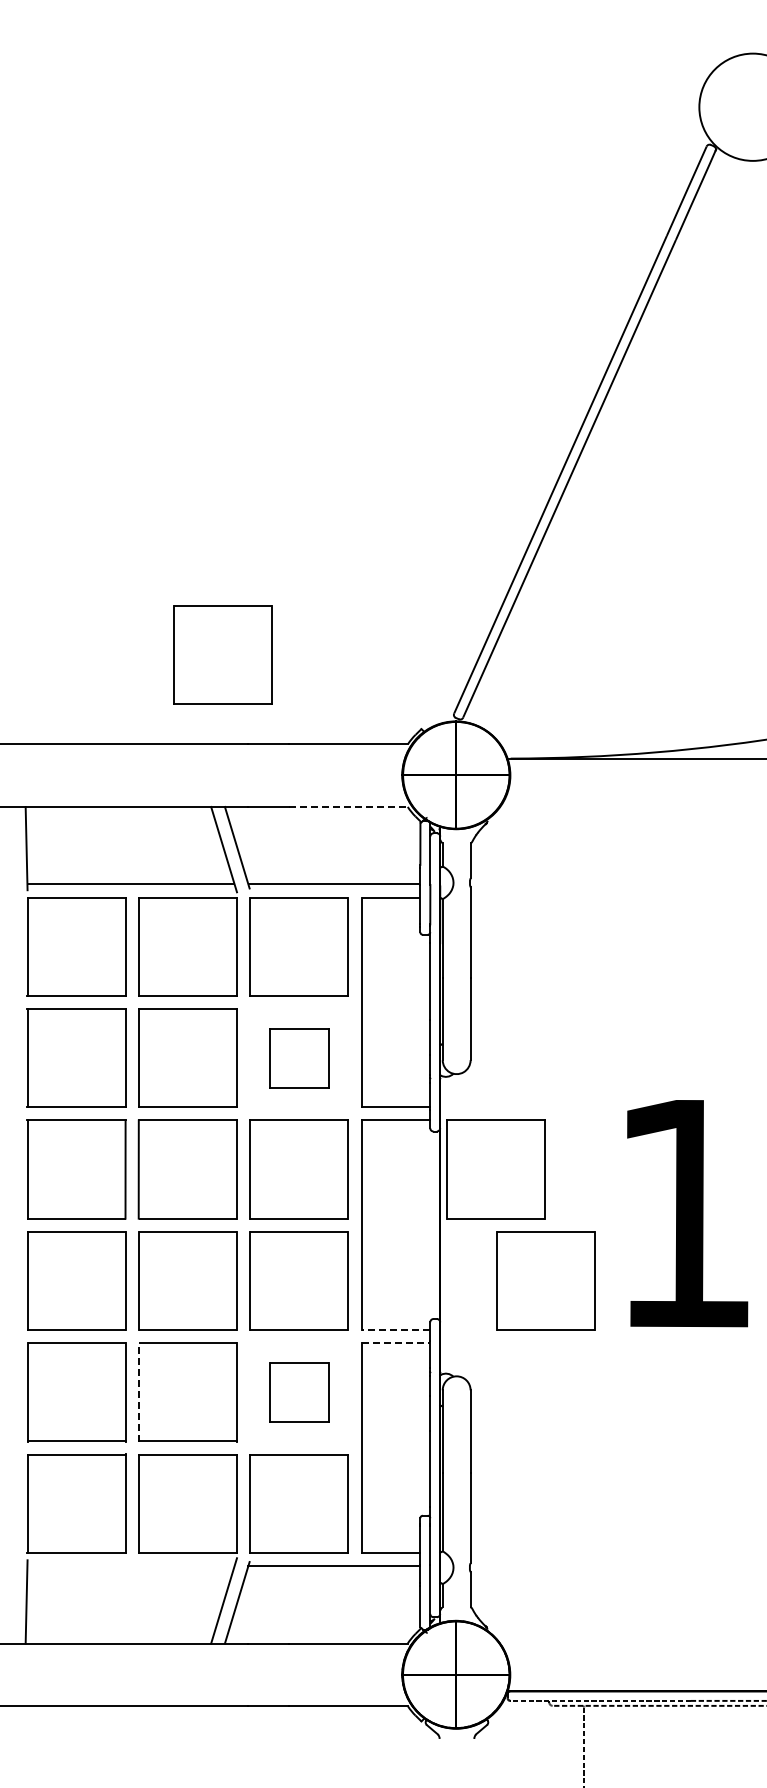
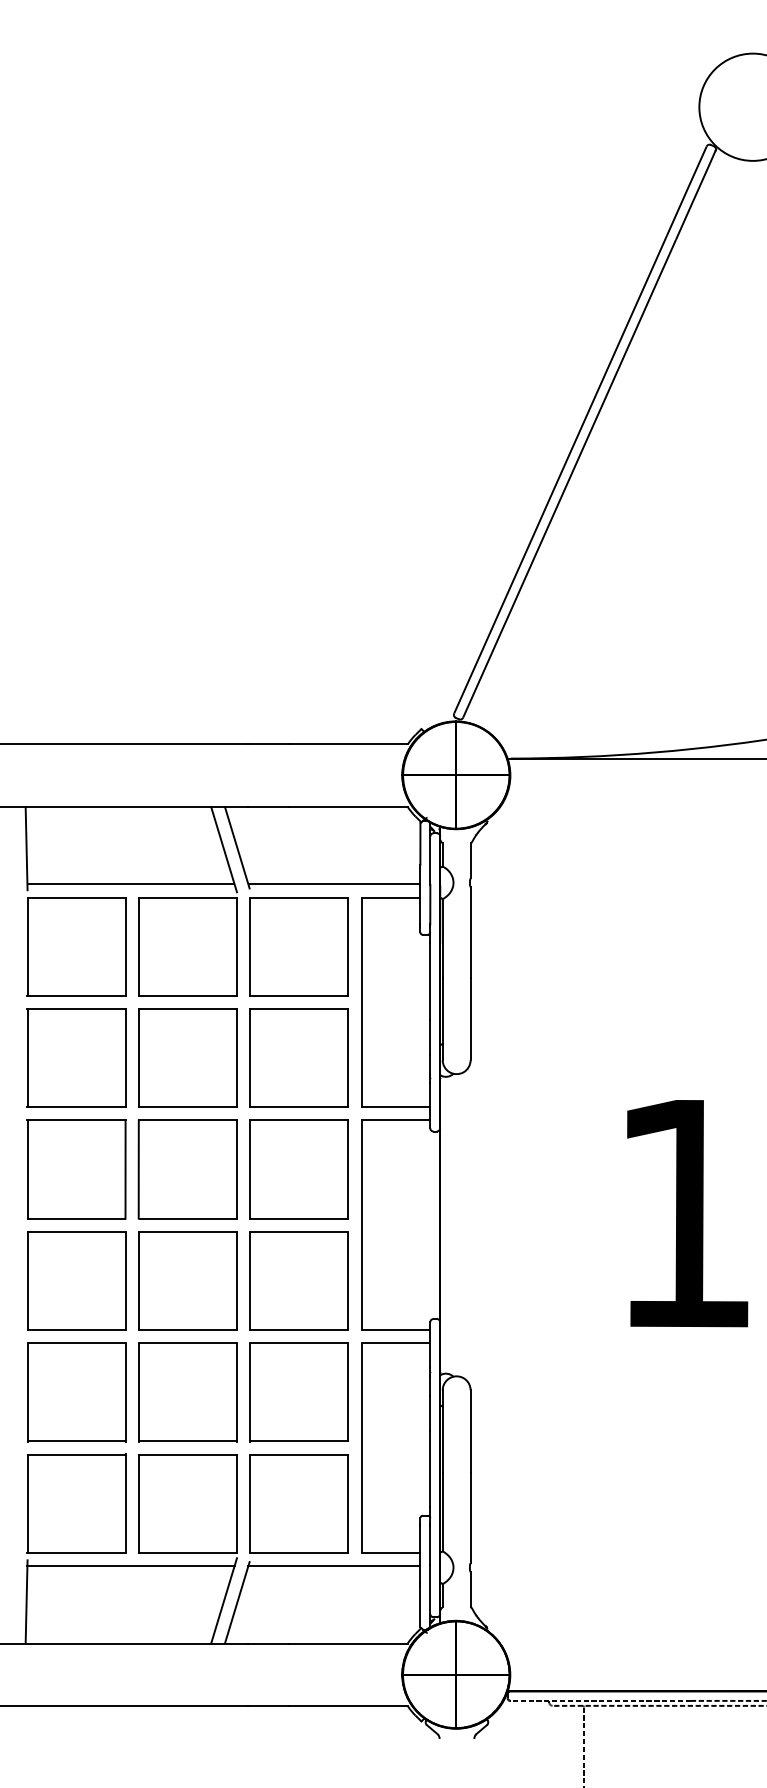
part: present -> none (222, 654)
line: dashed -> solid (349, 806)
part size: 61x61 px -> 100x100 px (298, 1057)
part: present -> none (495, 1169)
part: present -> none (545, 1280)
line: dashed -> solid (395, 1330)
line: dashed -> solid (396, 1343)
line: dashed -> solid (138, 1391)
part size: 61x61 px -> 100x101 px (298, 1392)
line: none -> present (130, 1566)
